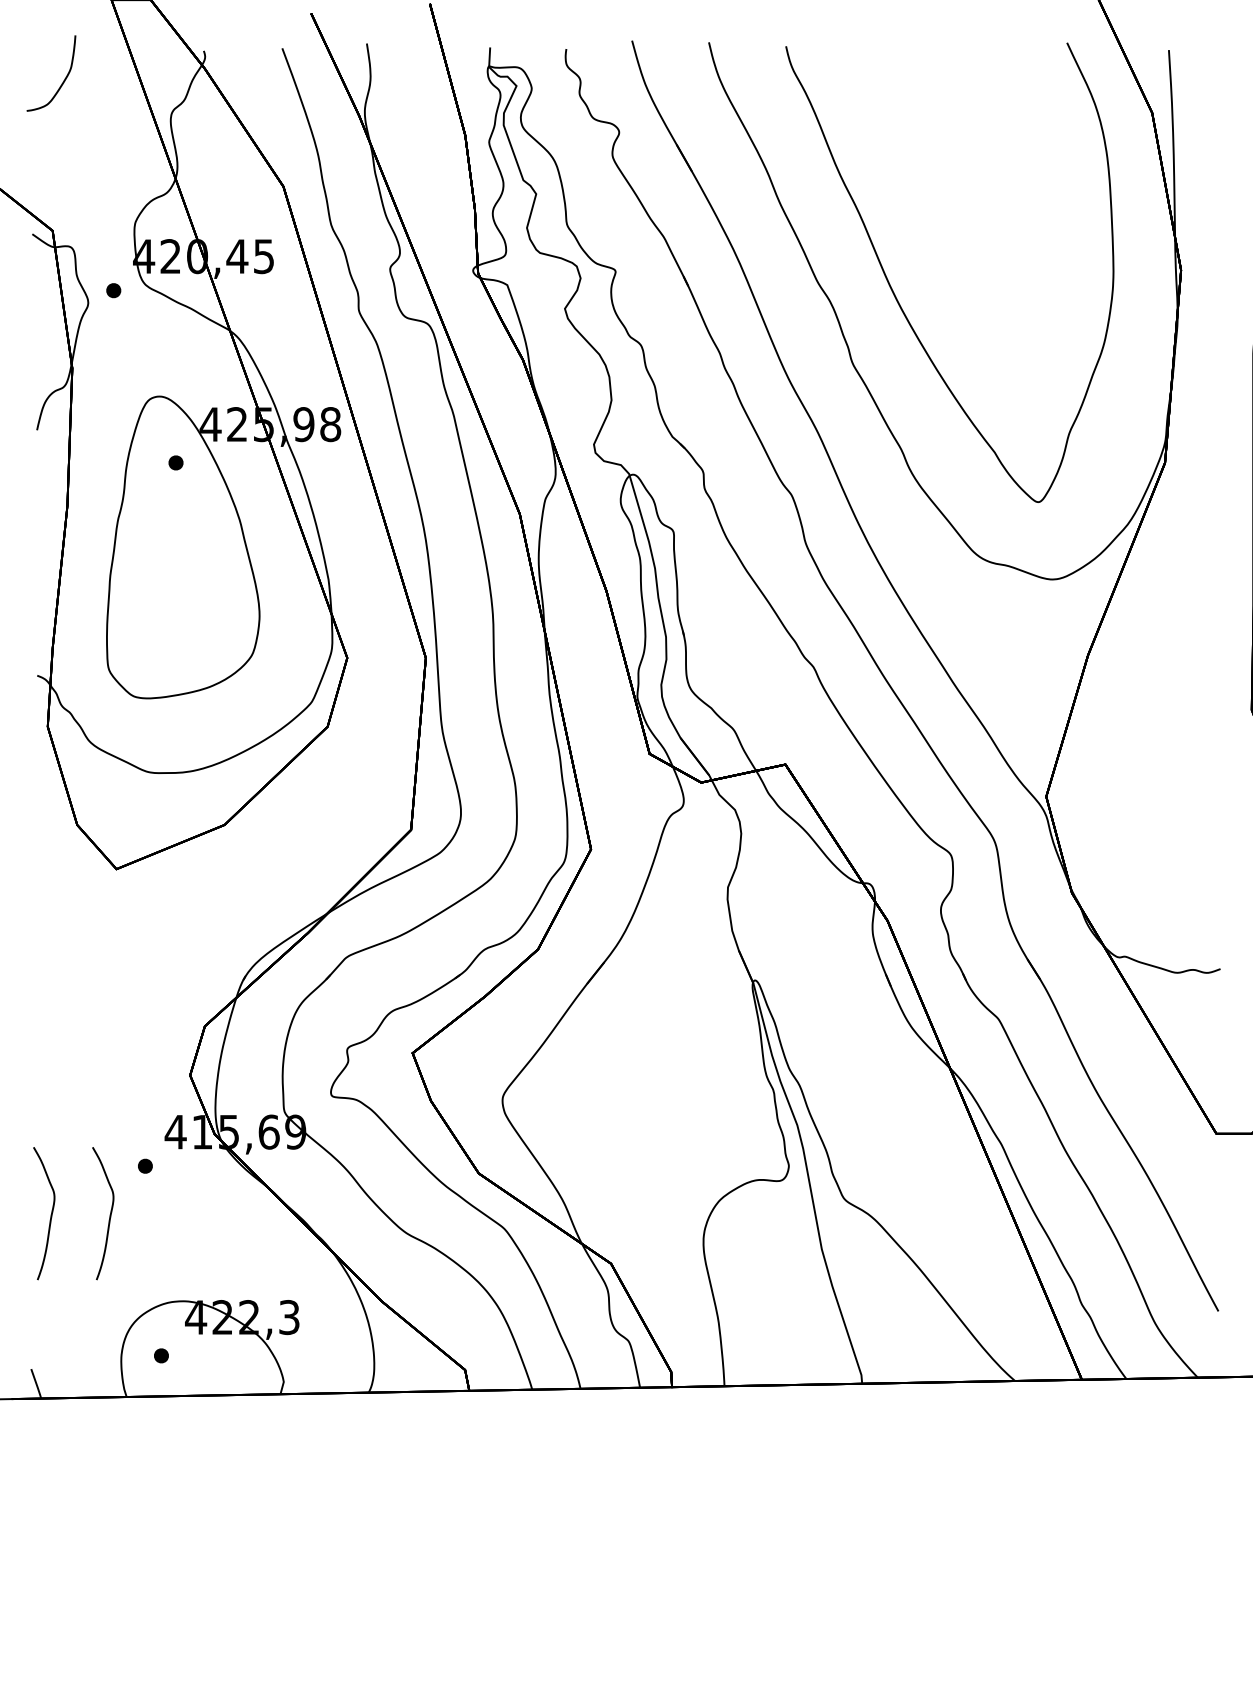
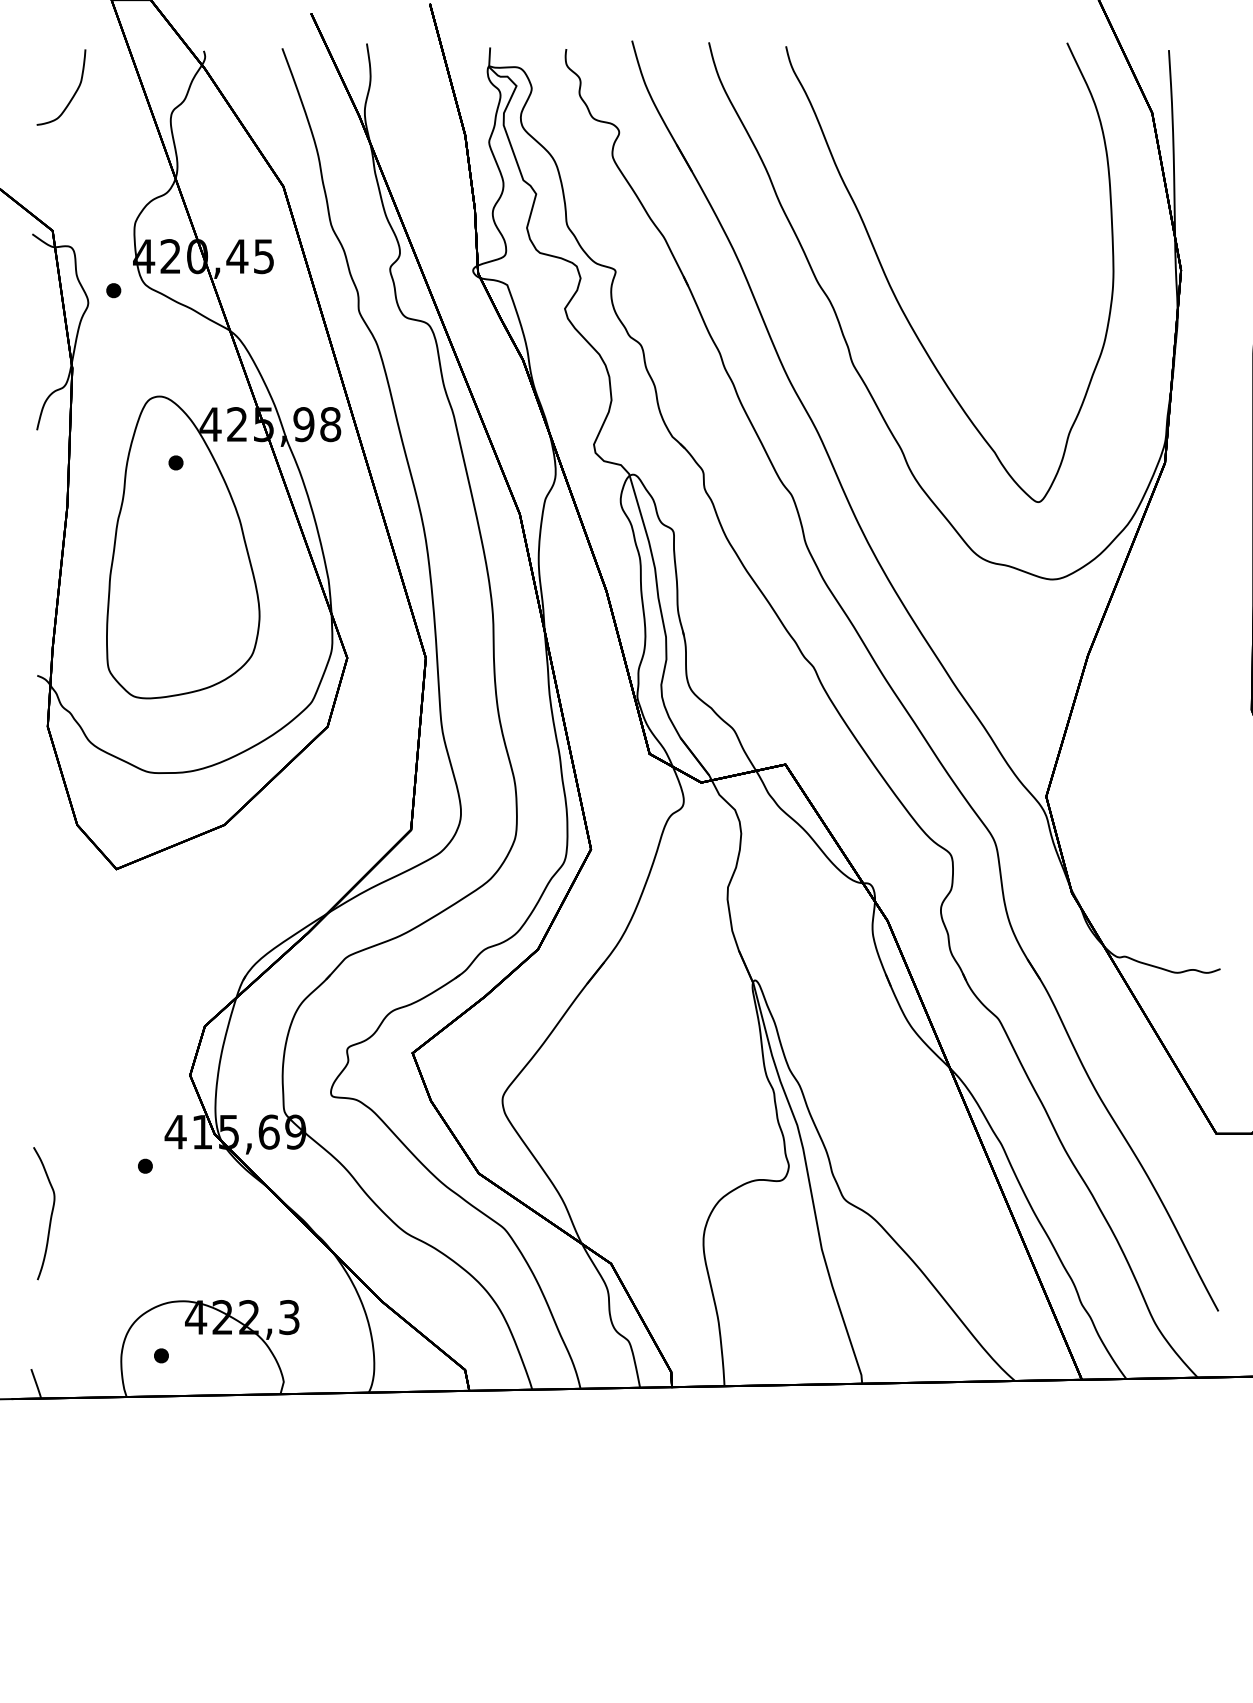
curve position: (63, 80) -> (73, 94) (73, 94)
curve: present -> none (109, 1214)
